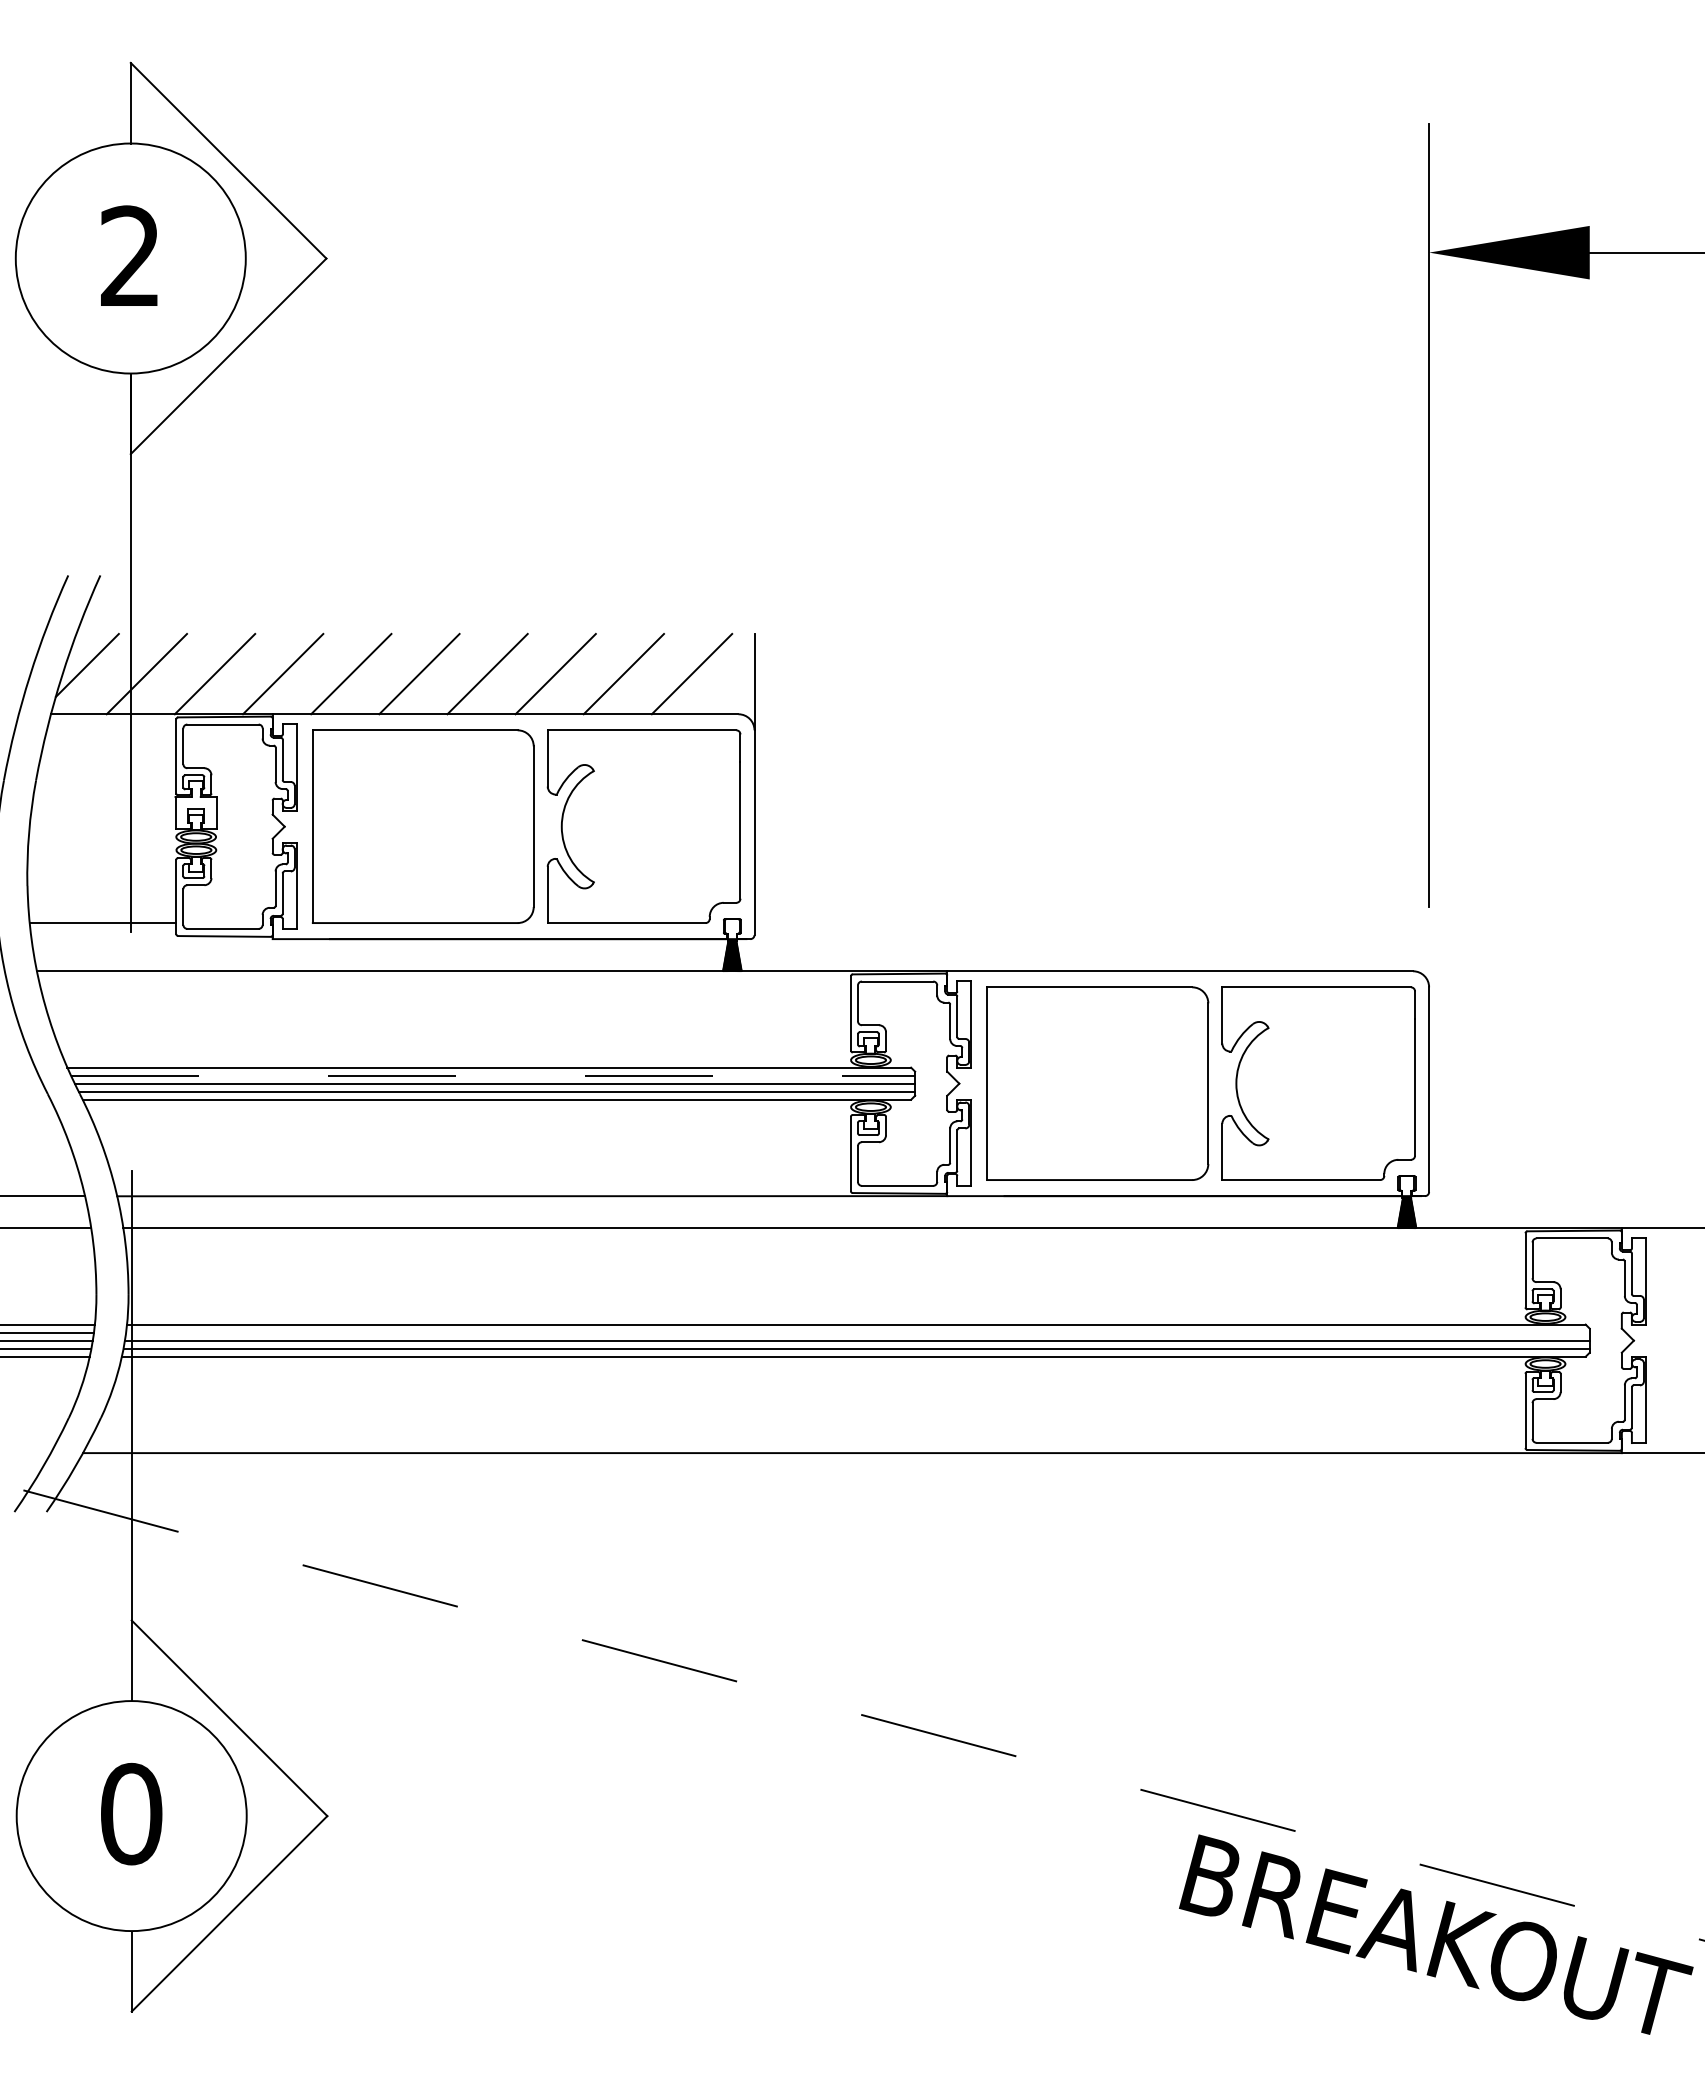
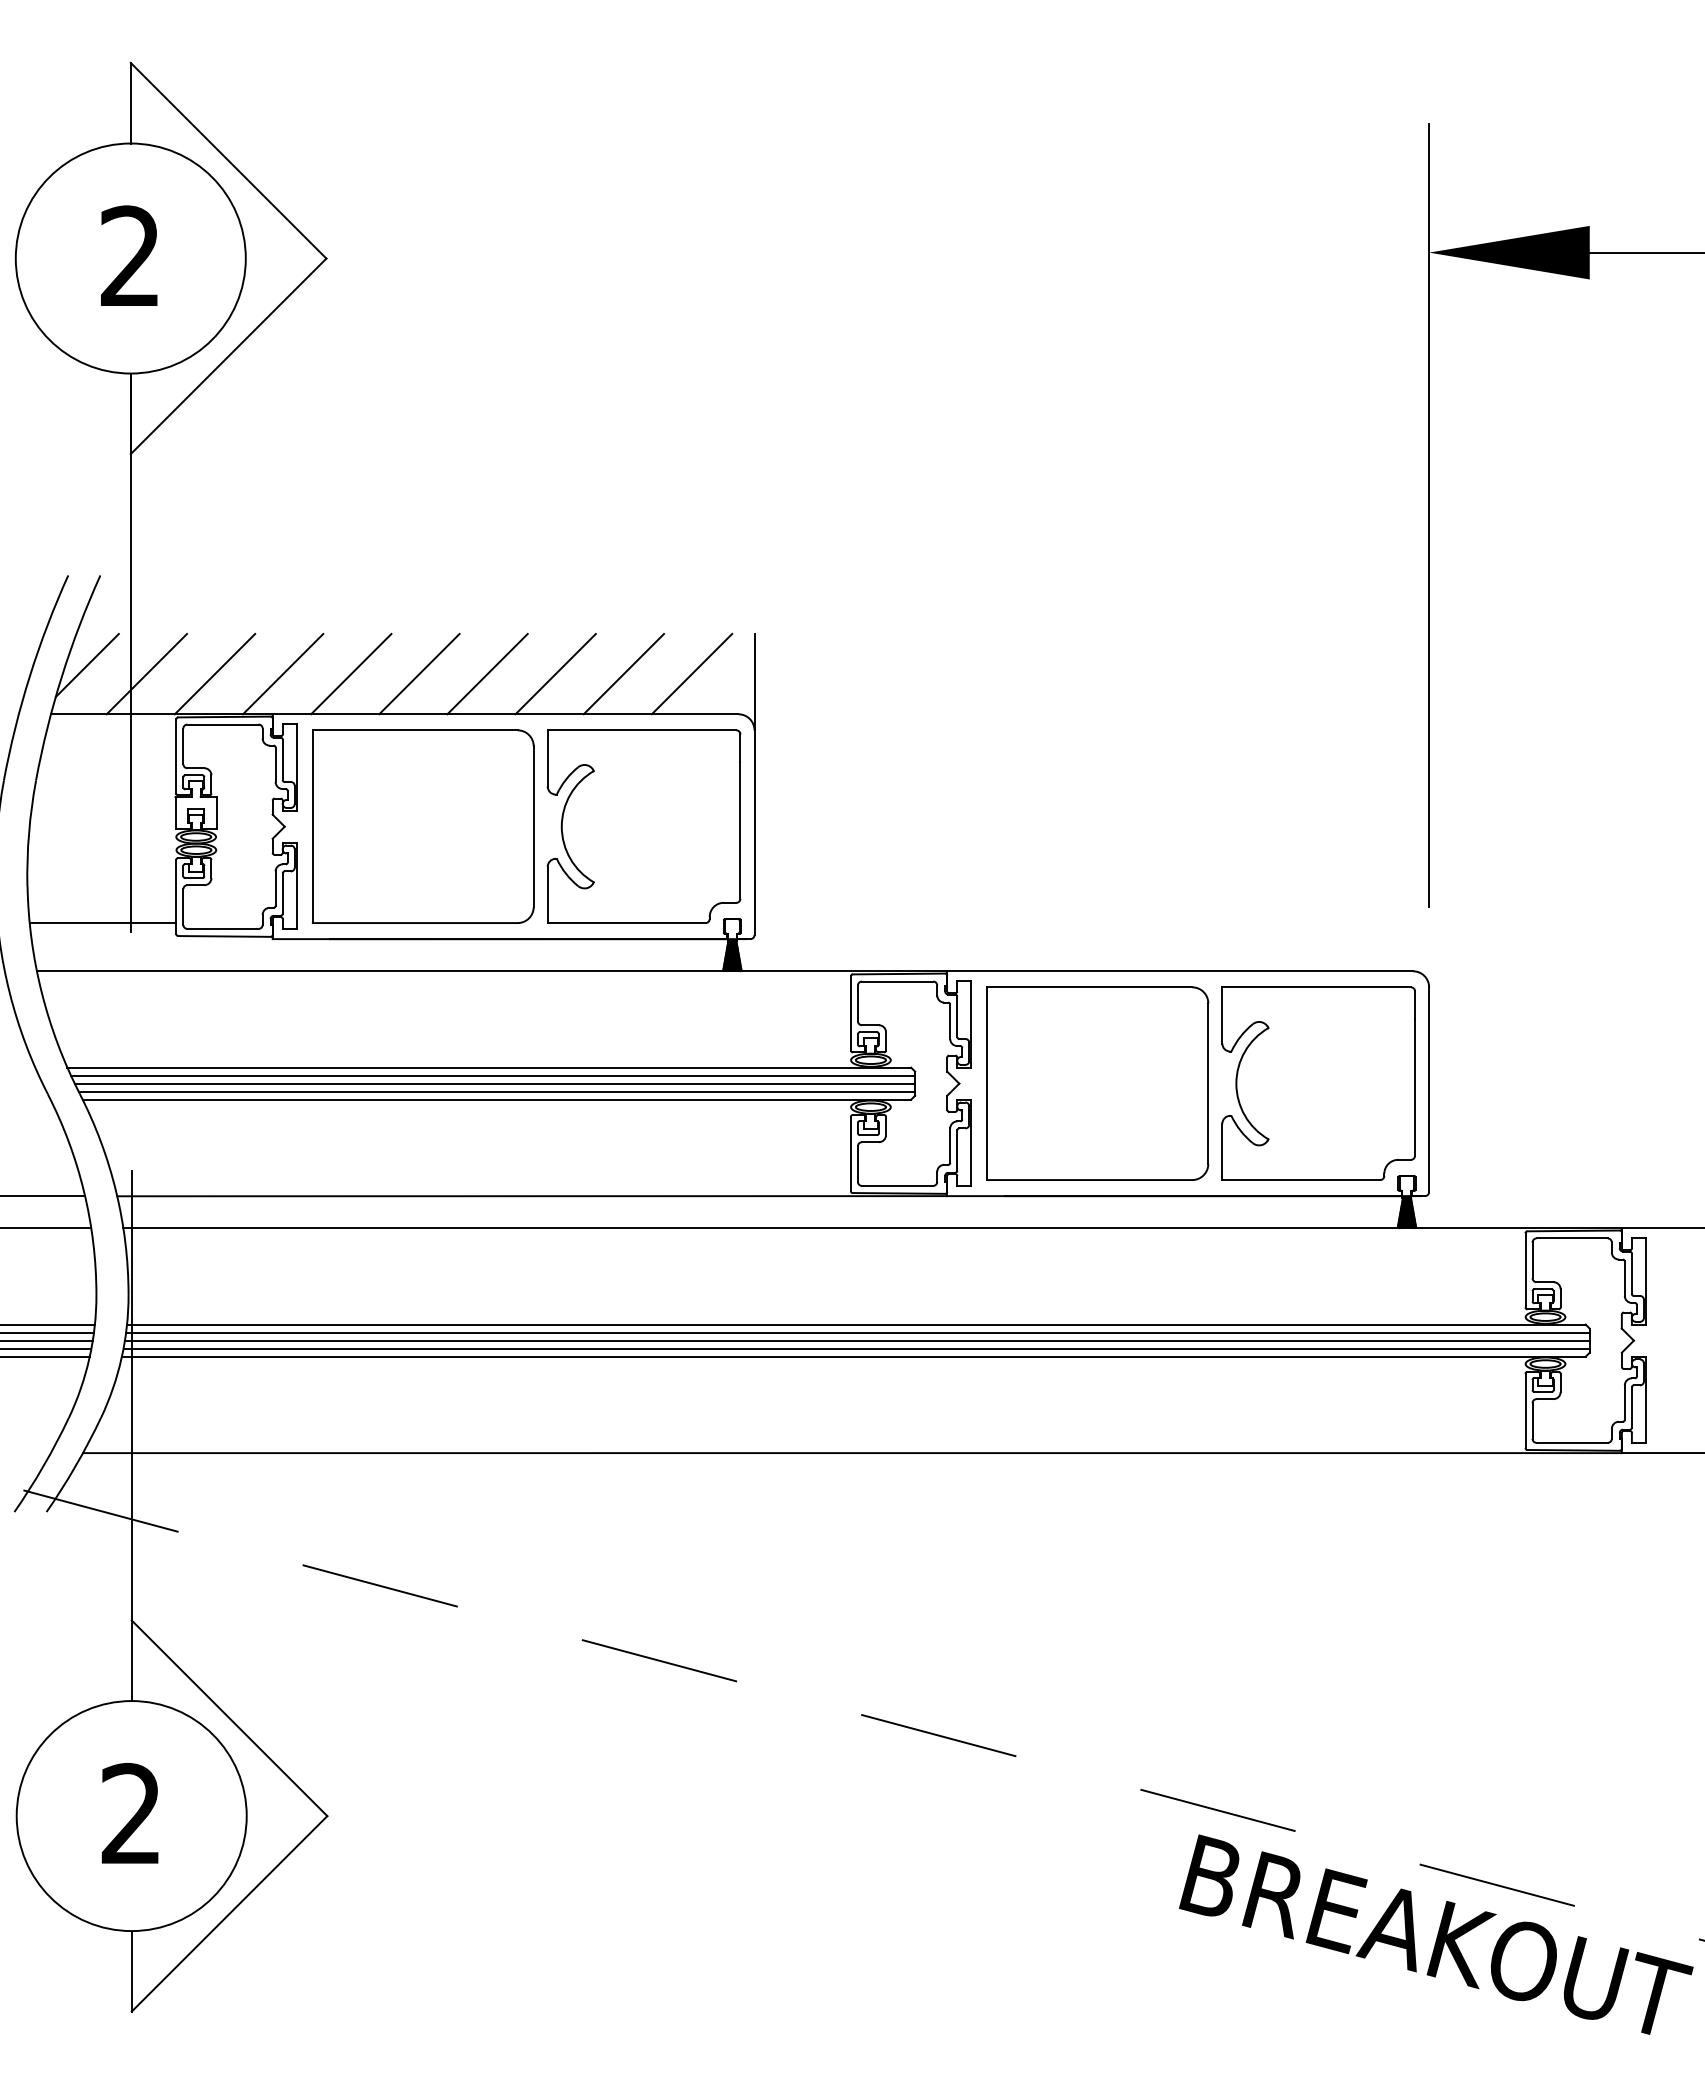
line: dashed -> solid (493, 1075)
line: none -> present (857, 1332)
text: 0 -> 2 (131, 1813)
